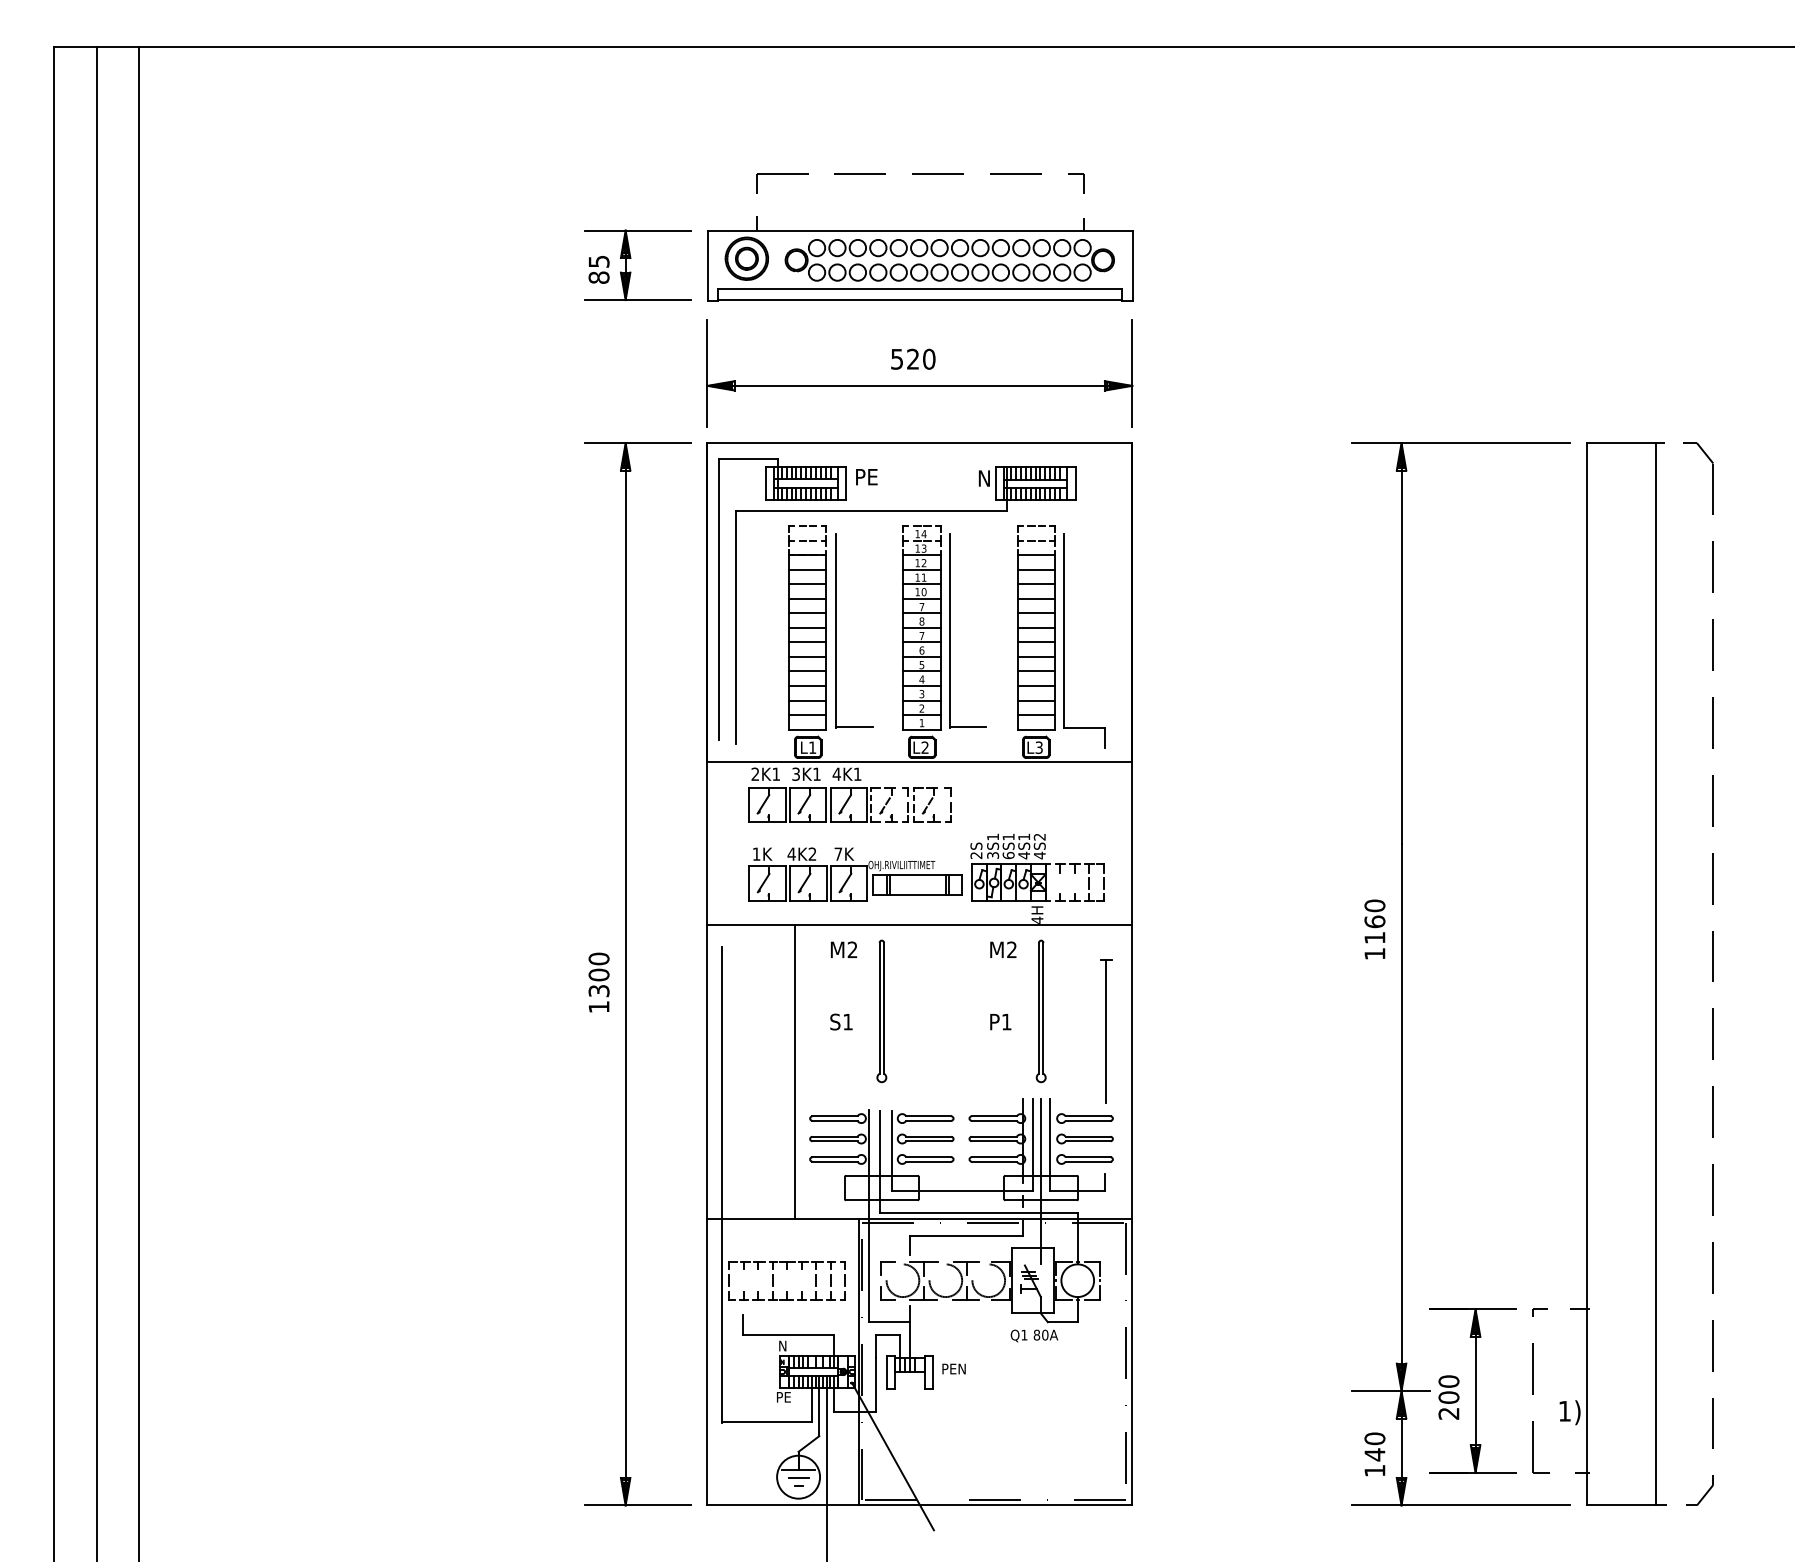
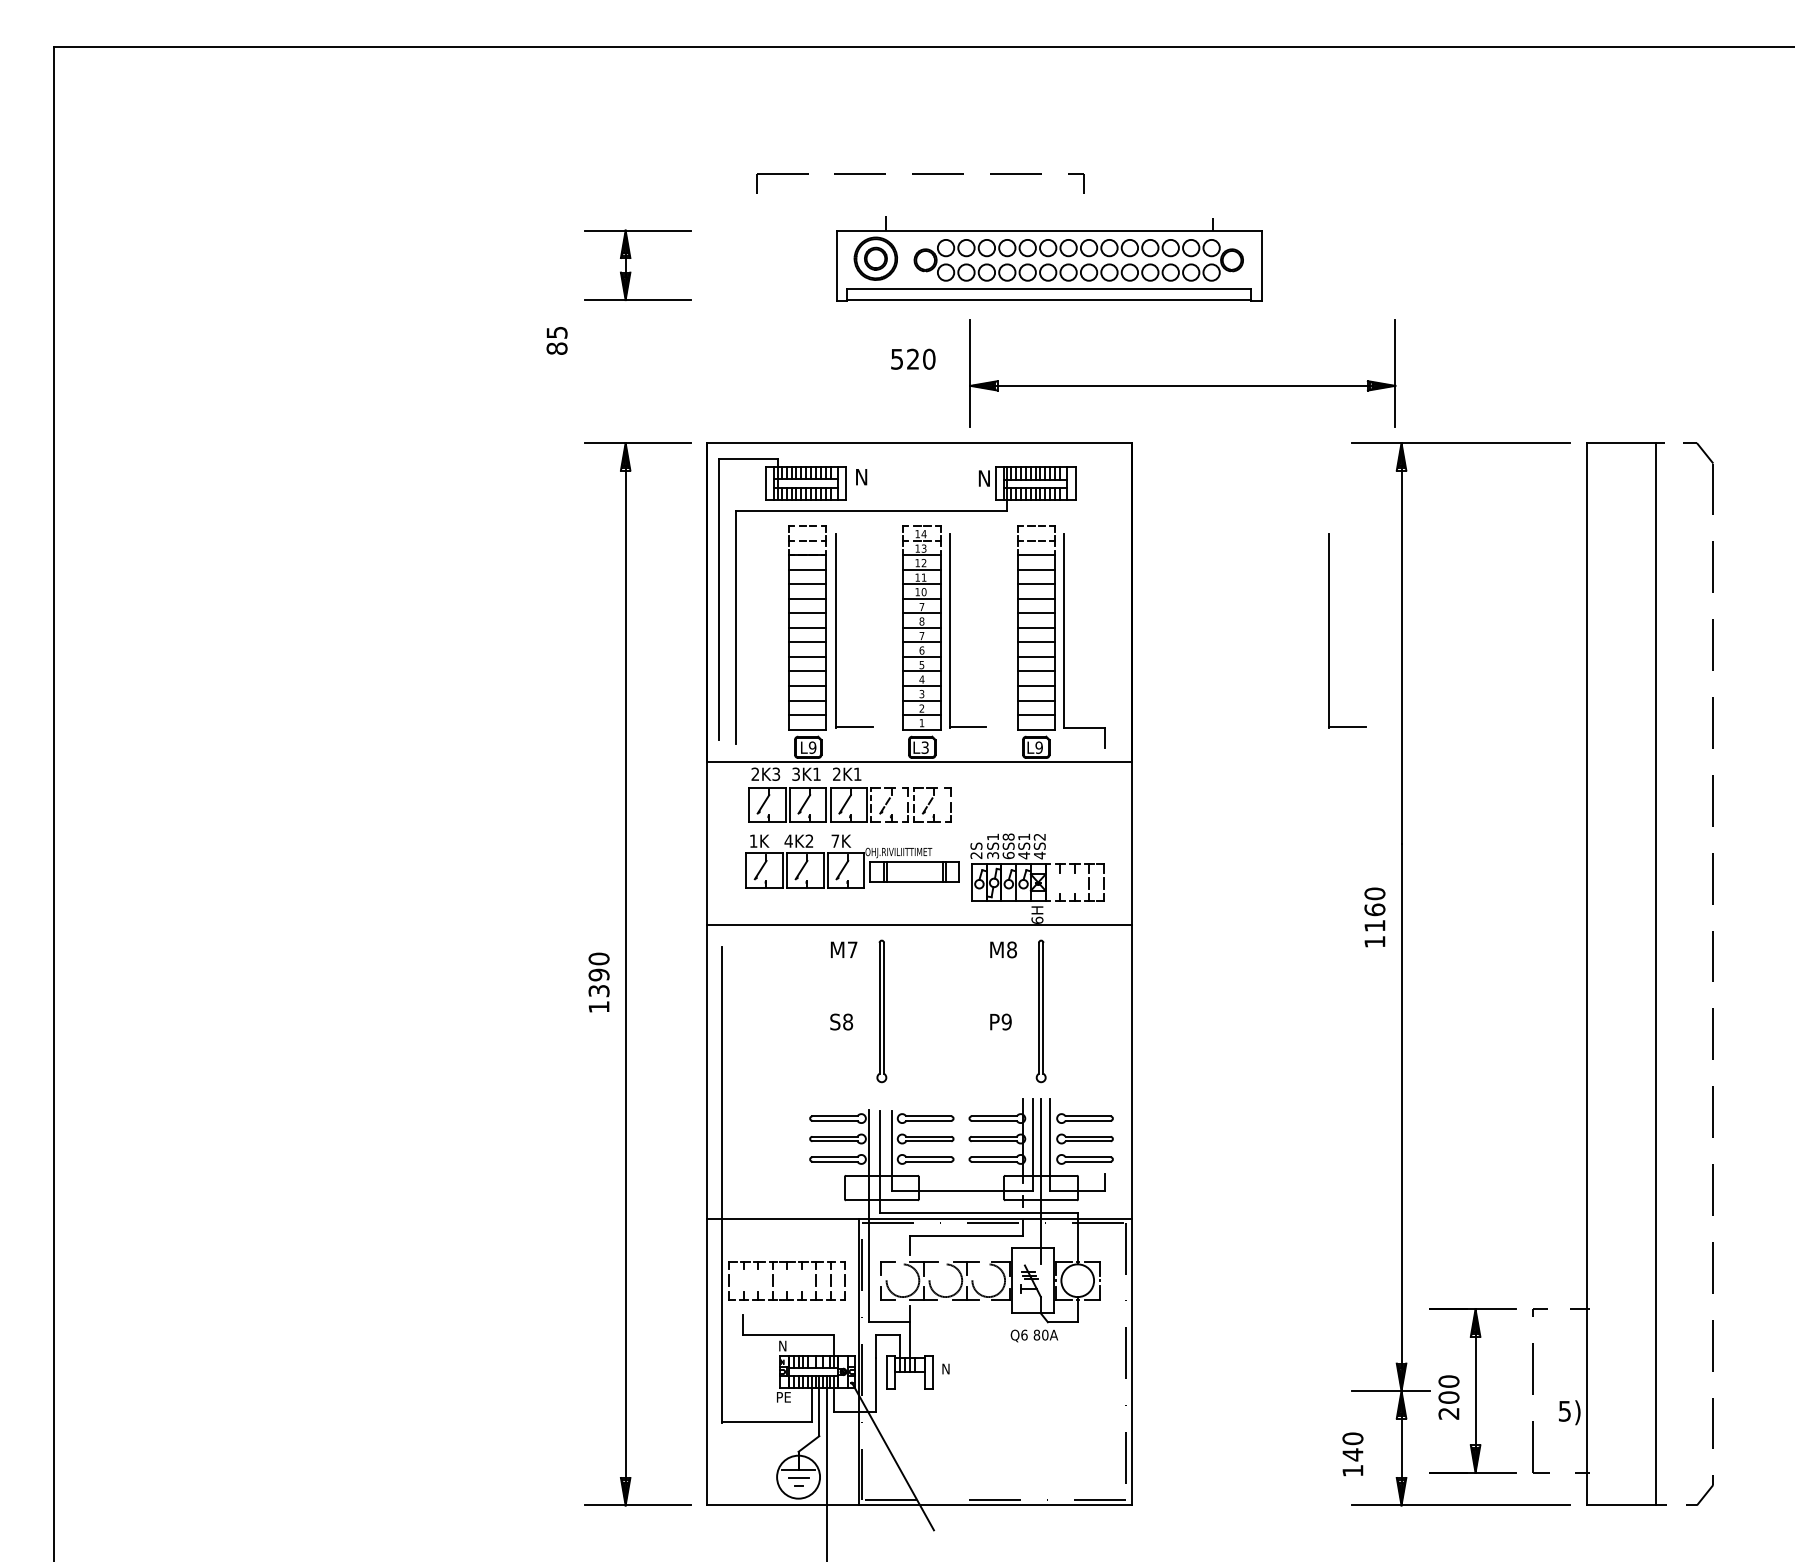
part position: (920, 258) -> (1049, 258) (1049, 258)
text position: (598, 269) -> (556, 340) (556, 340)
part position: (919, 385) -> (1182, 385) (1182, 385)
text: PE -> N (867, 477)
part: none -> present (1329, 630)
text: L1 -> L9 (812, 747)
text: L2 -> L3 (924, 747)
text: L3 -> L9 (1038, 747)
text: 2K1 -> 2K3 (776, 773)
text: 4K1 -> 2K1 (836, 773)
line: present -> none (96, 802)
line: present -> none (139, 802)
text: 6S1 -> 6S8 (1008, 836)
part position: (855, 874) -> (852, 861) (852, 861)
text: 4H -> 6H (1037, 919)
text position: (1374, 929) -> (1374, 917) (1374, 917)
text: M2 -> M7 (852, 949)
text: M2 -> M8 (1012, 949)
text: 1300 -> 1390 (598, 974)
text: S1 -> S8 (848, 1021)
text: P1 -> P9 (1006, 1021)
part: present -> none (1106, 1031)
line: present -> none (794, 1072)
text: Q1 -> Q6 (1024, 1334)
text: PEN -> N (954, 1368)
text: 1) -> 5) (1564, 1411)
text position: (1374, 1454) -> (1352, 1454) (1352, 1454)
